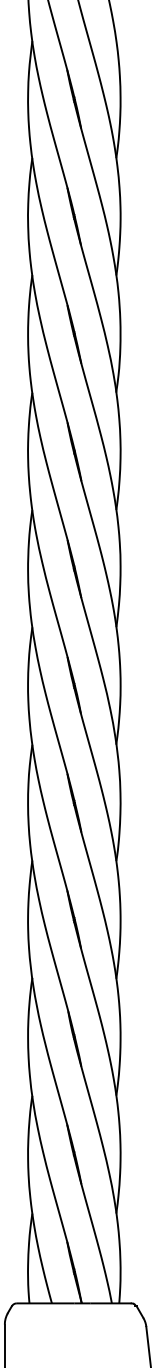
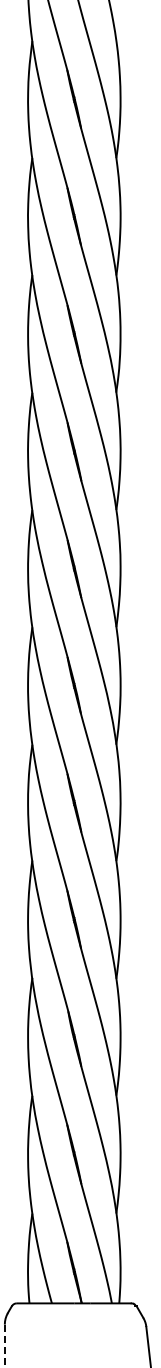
line: solid -> dashed (4, 1346)
